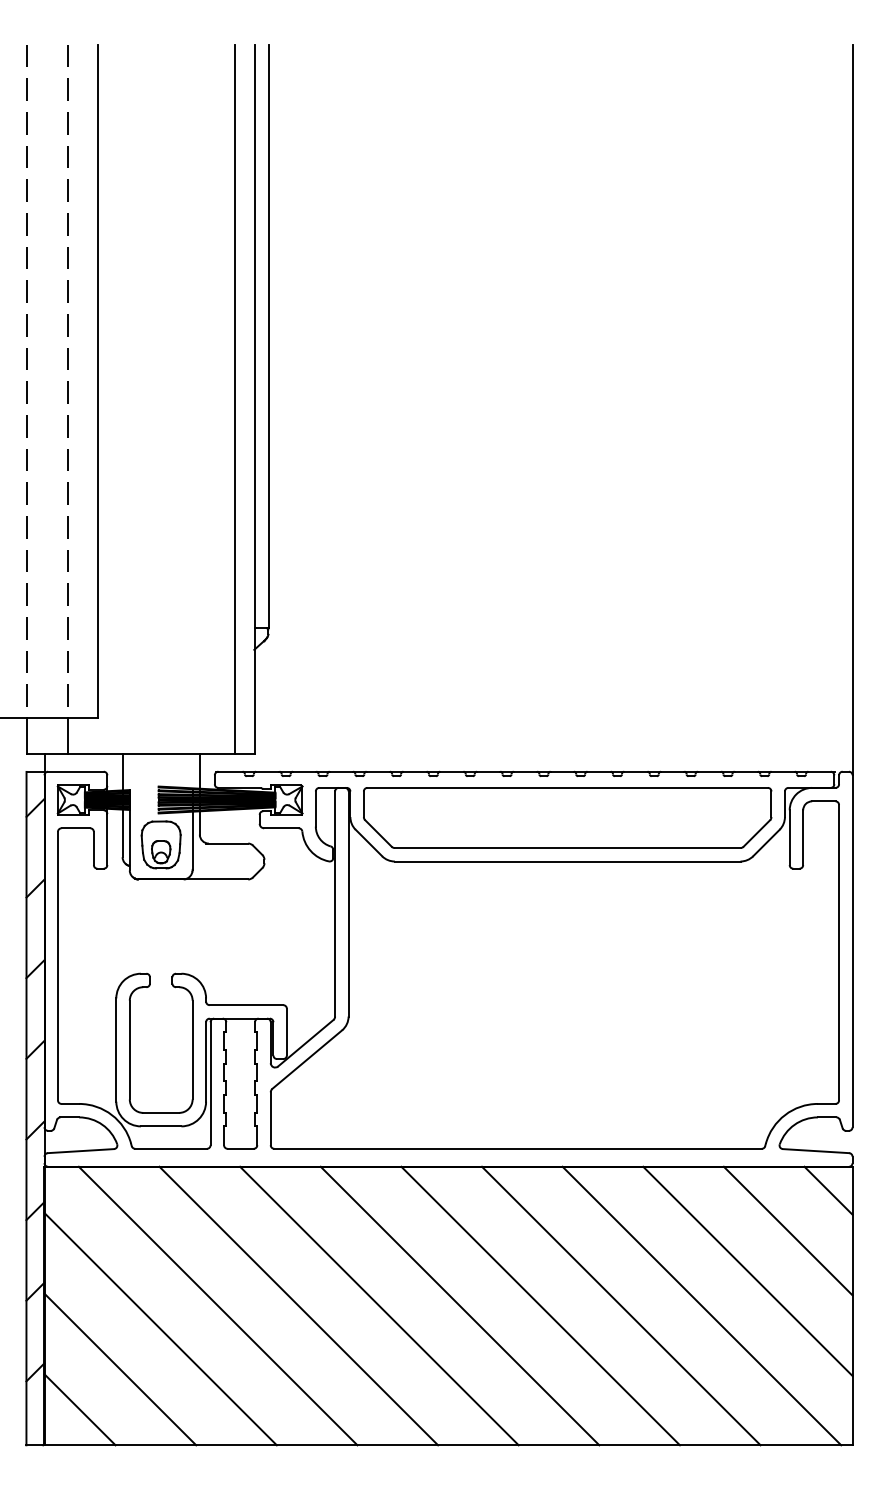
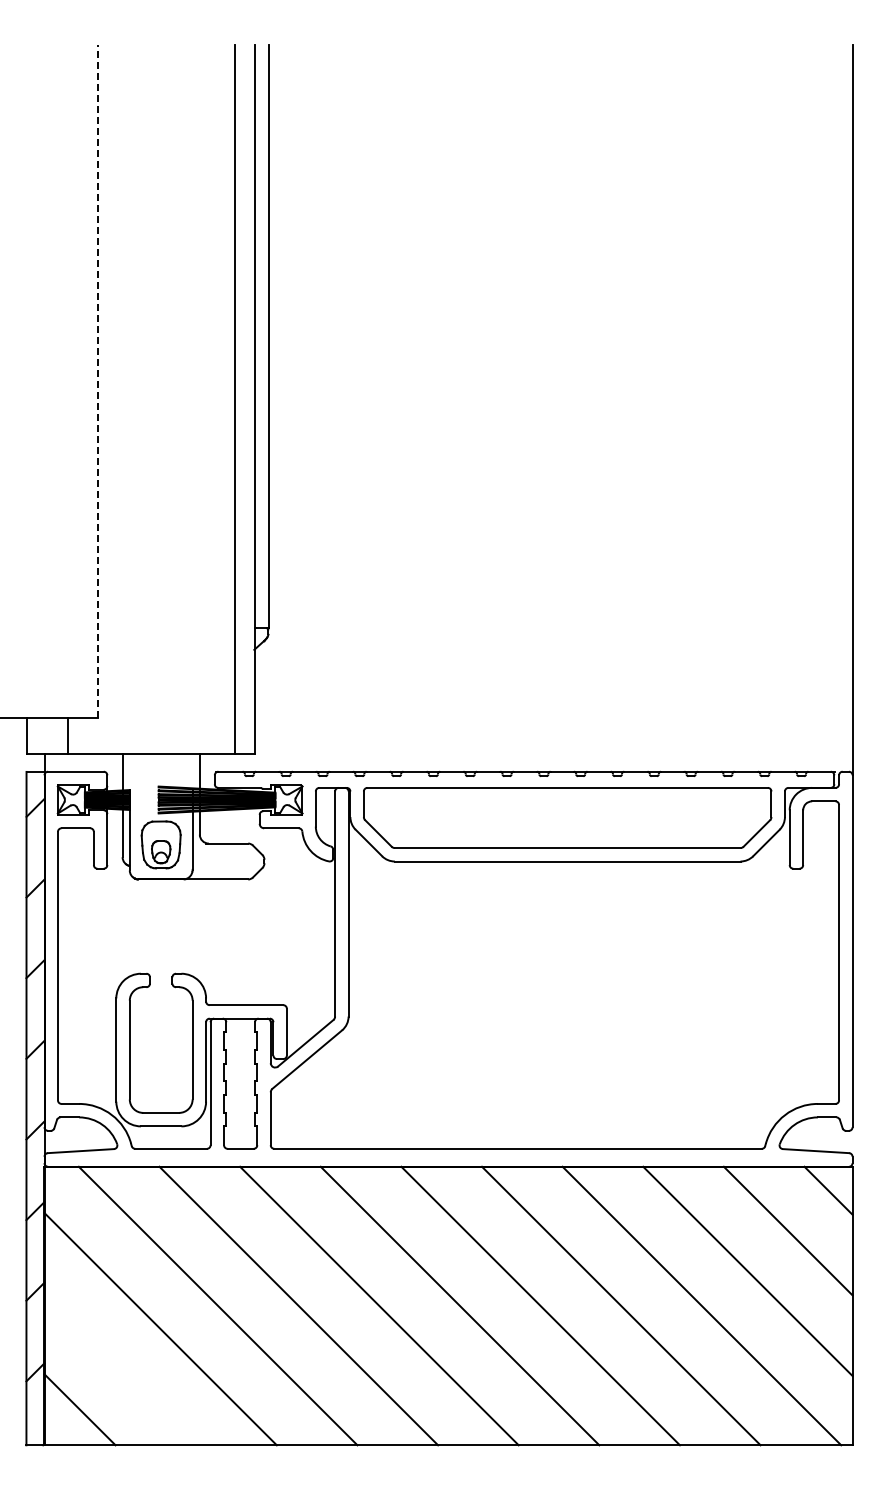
line: present -> none (26, 369)
line: present -> none (67, 369)
line: solid -> dashed (98, 381)
line: present -> none (120, 1369)
